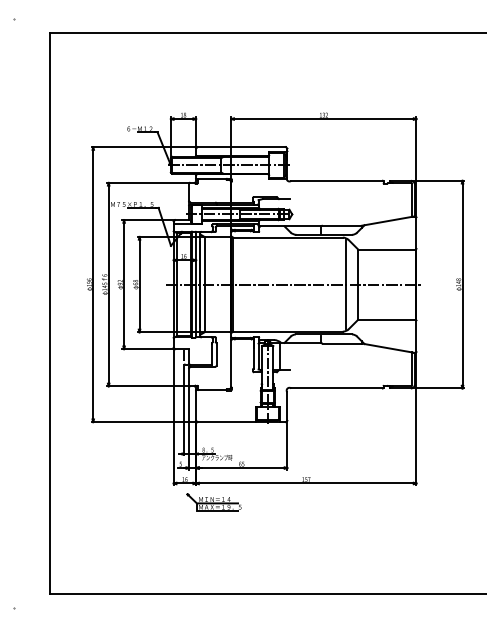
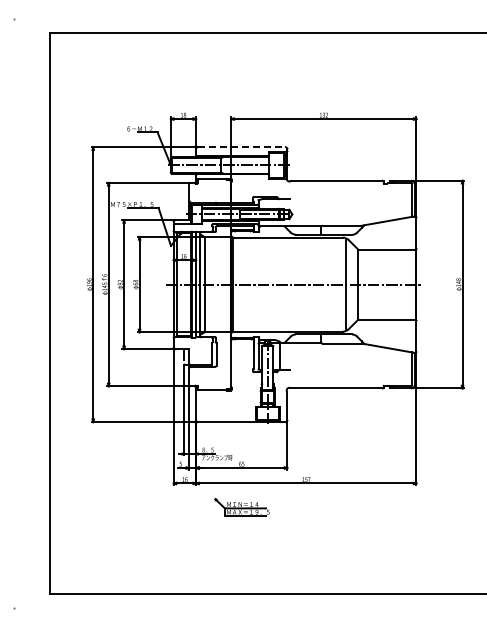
line: solid -> dashed (242, 147)
part position: (213, 502) -> (241, 507) (241, 507)
